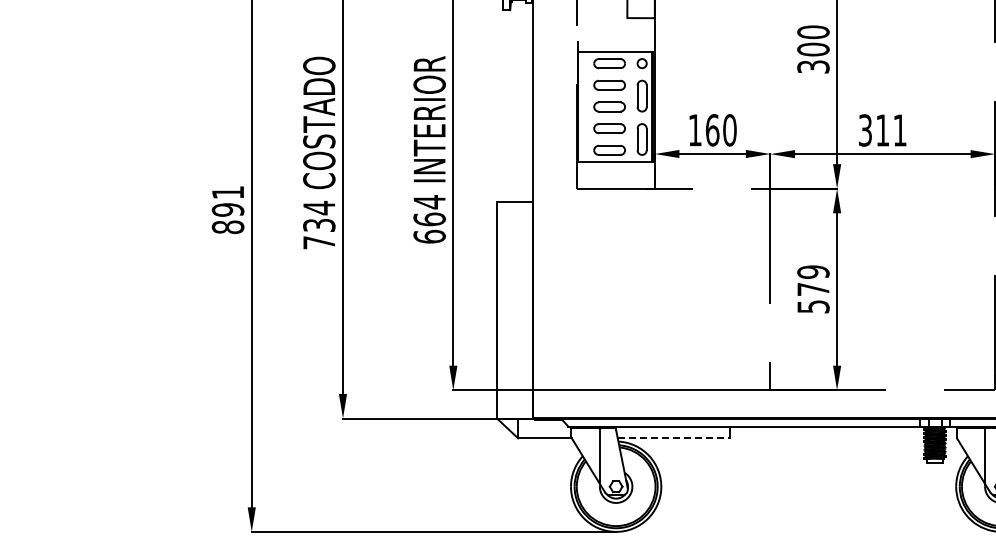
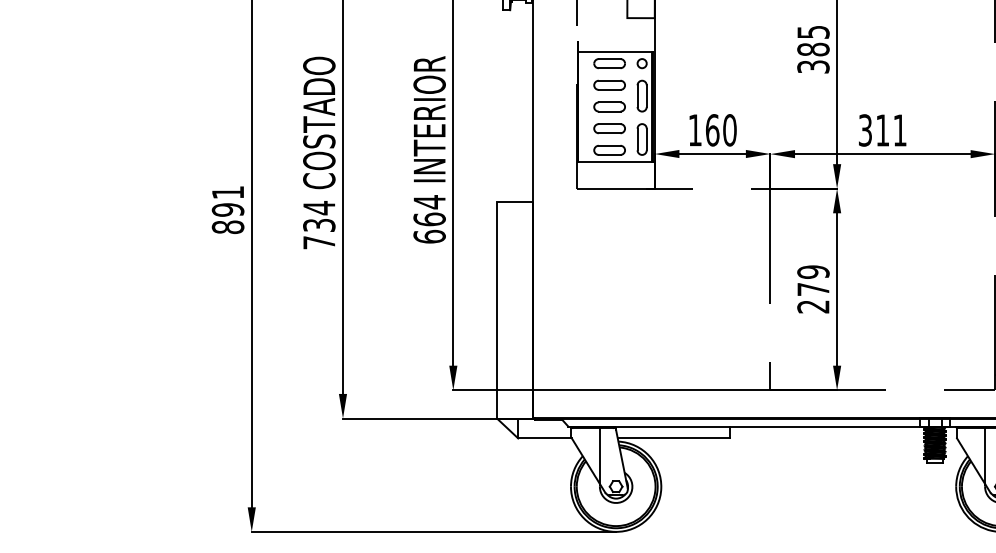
text: 300 -> 385 (813, 40)
text: 579 -> 279 (813, 306)
line: dashed -> solid (673, 438)
